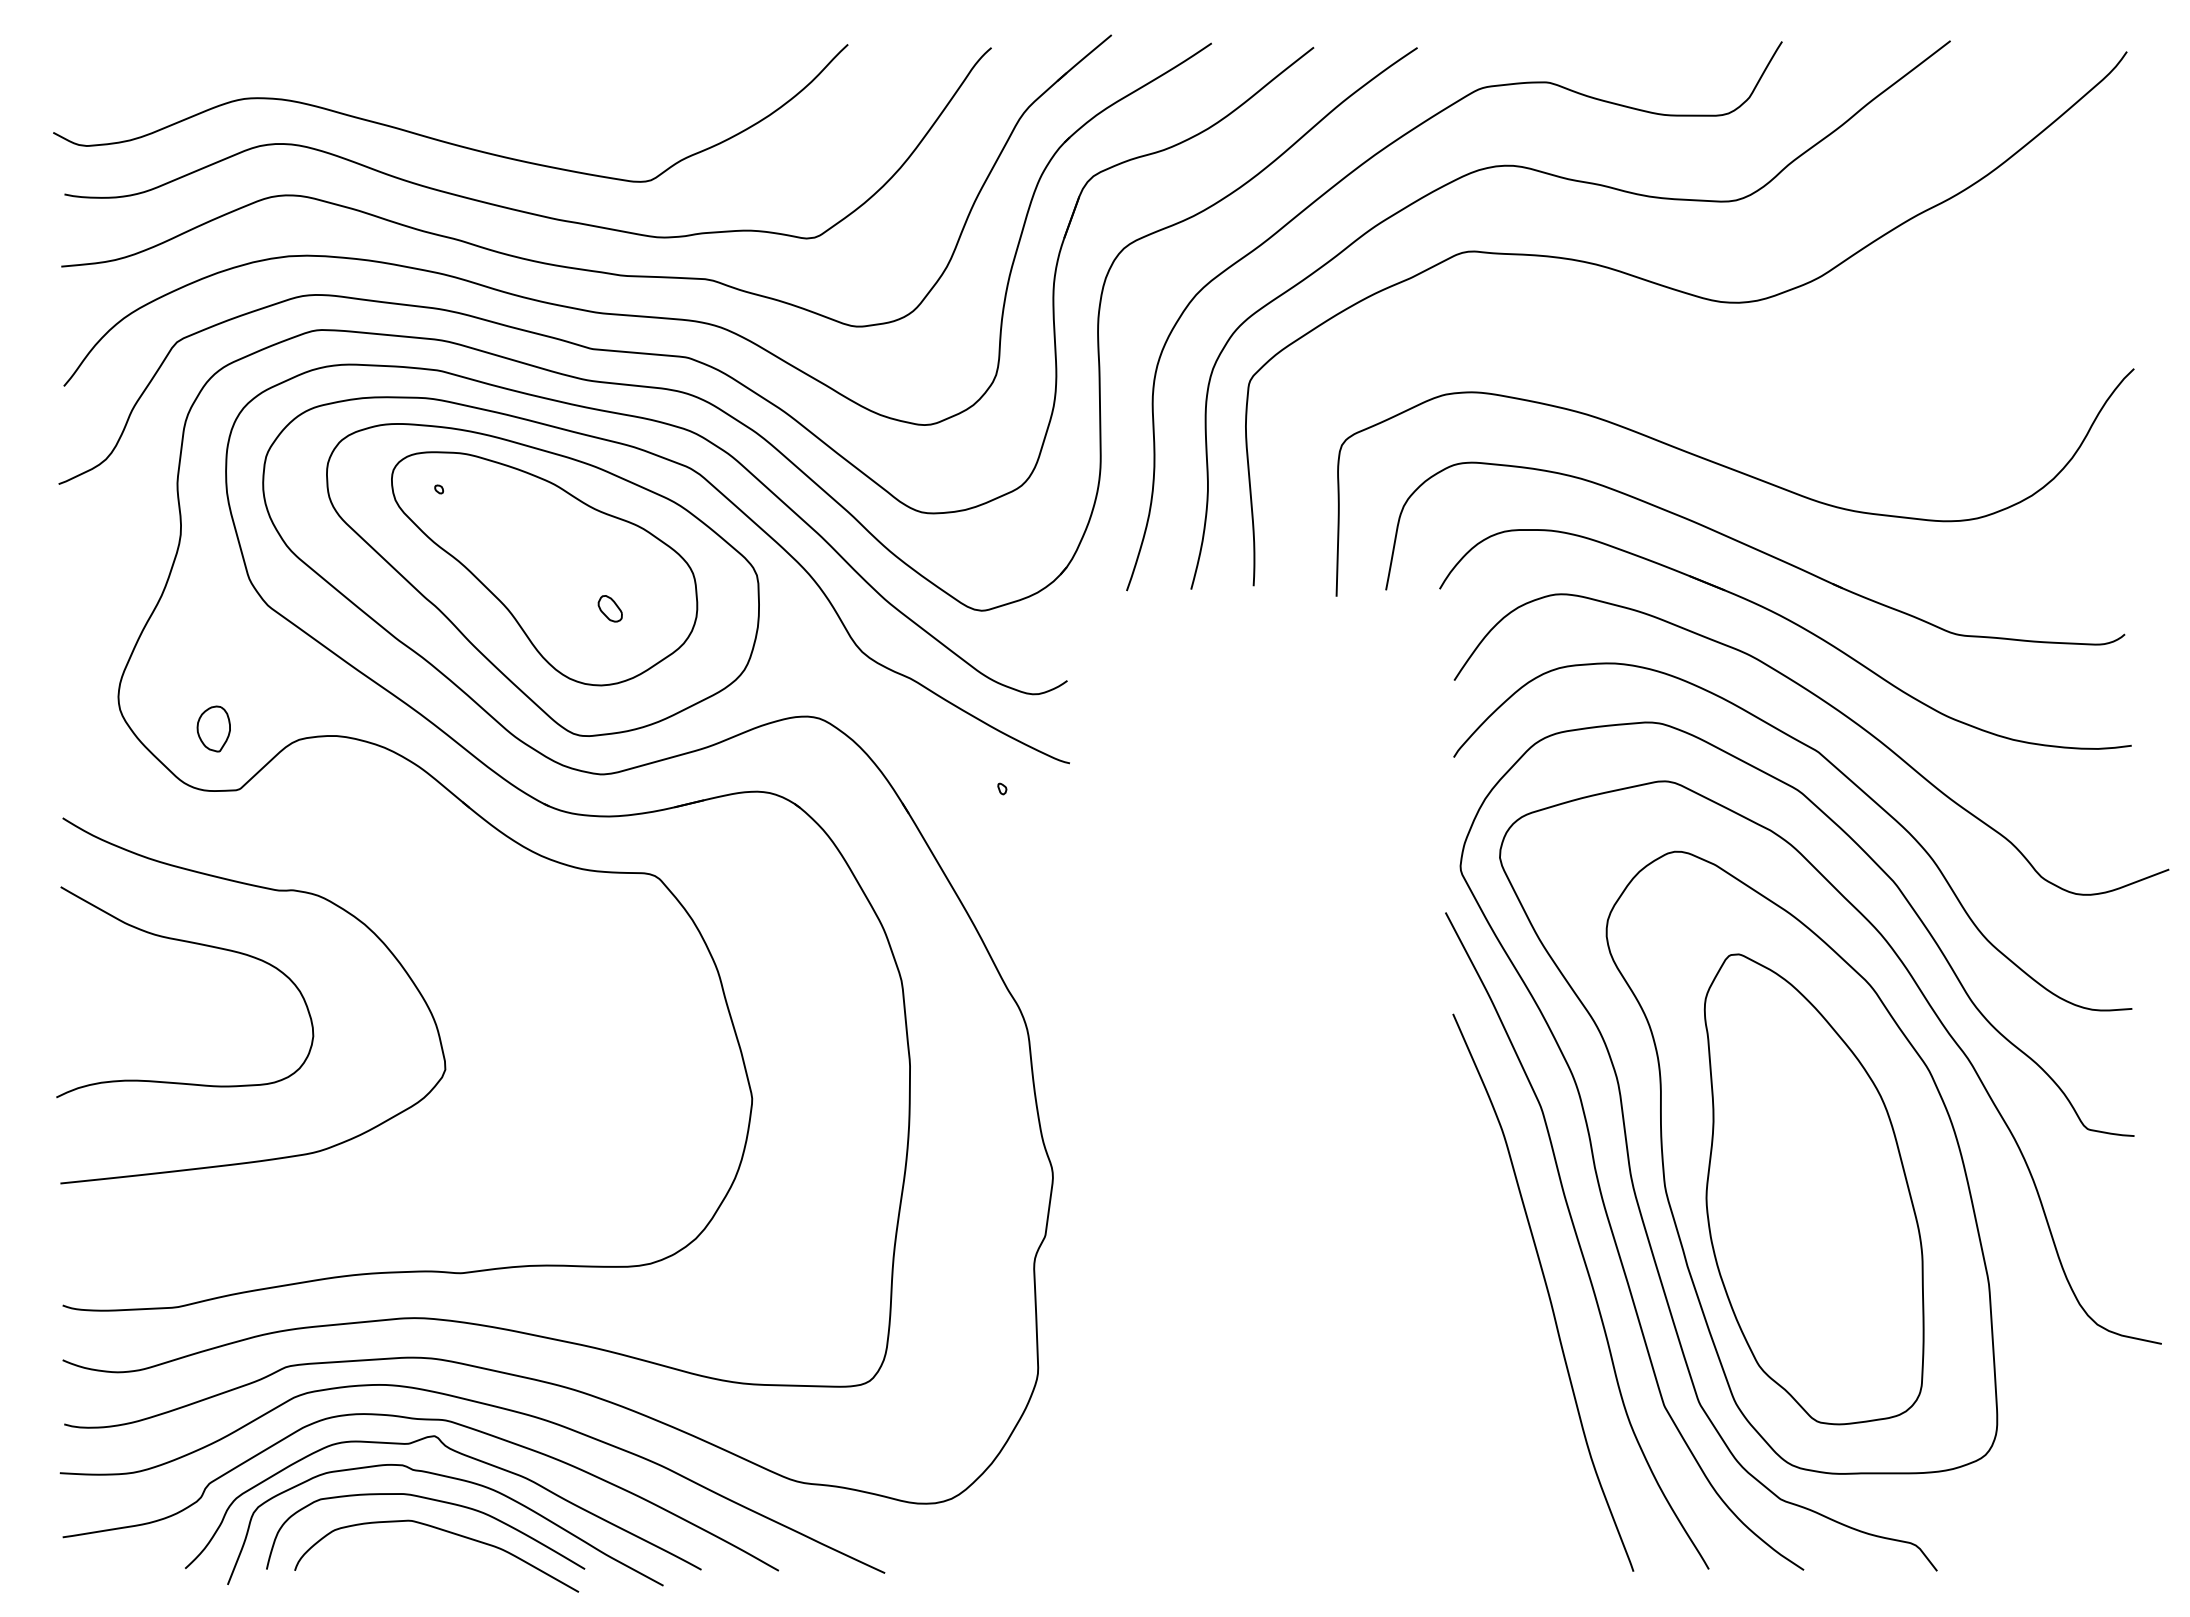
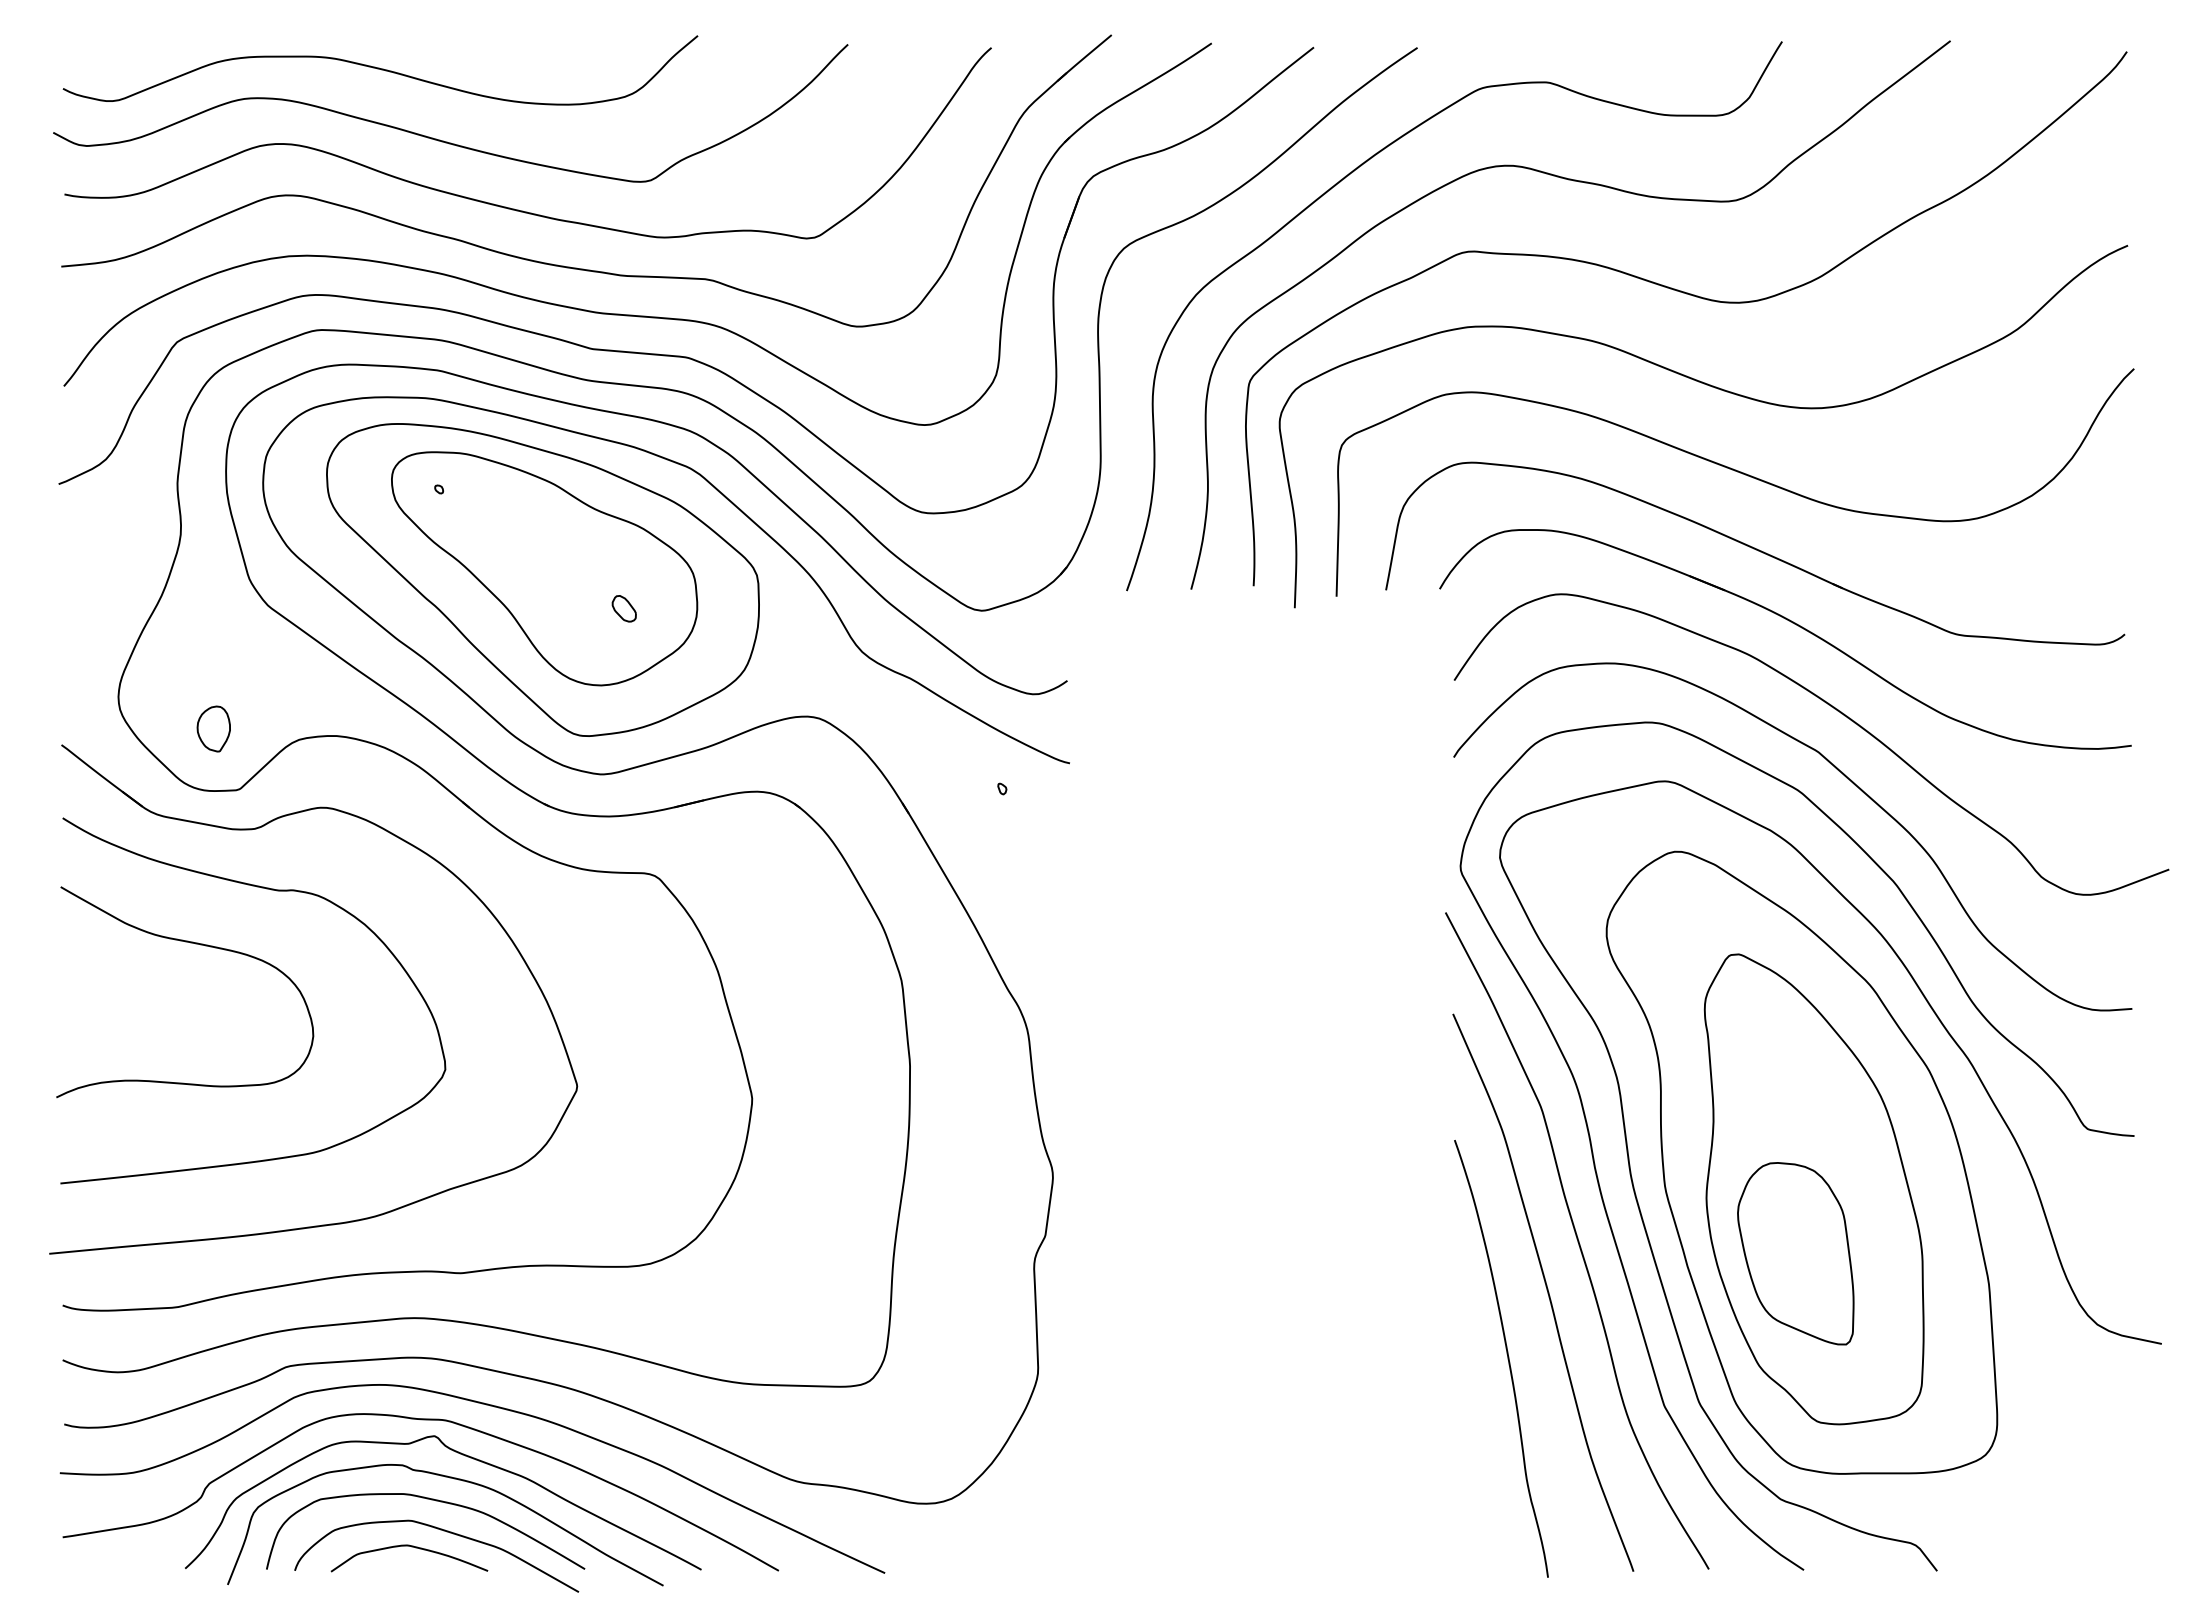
curve: none -> present (380, 69)
curve: none -> present (1717, 389)
part position: (609, 608) -> (623, 608) (623, 608)
part: none -> present (256, 829)
part: none -> present (1795, 1253)
curve: none -> present (1507, 1358)
curve: none -> present (411, 1547)
